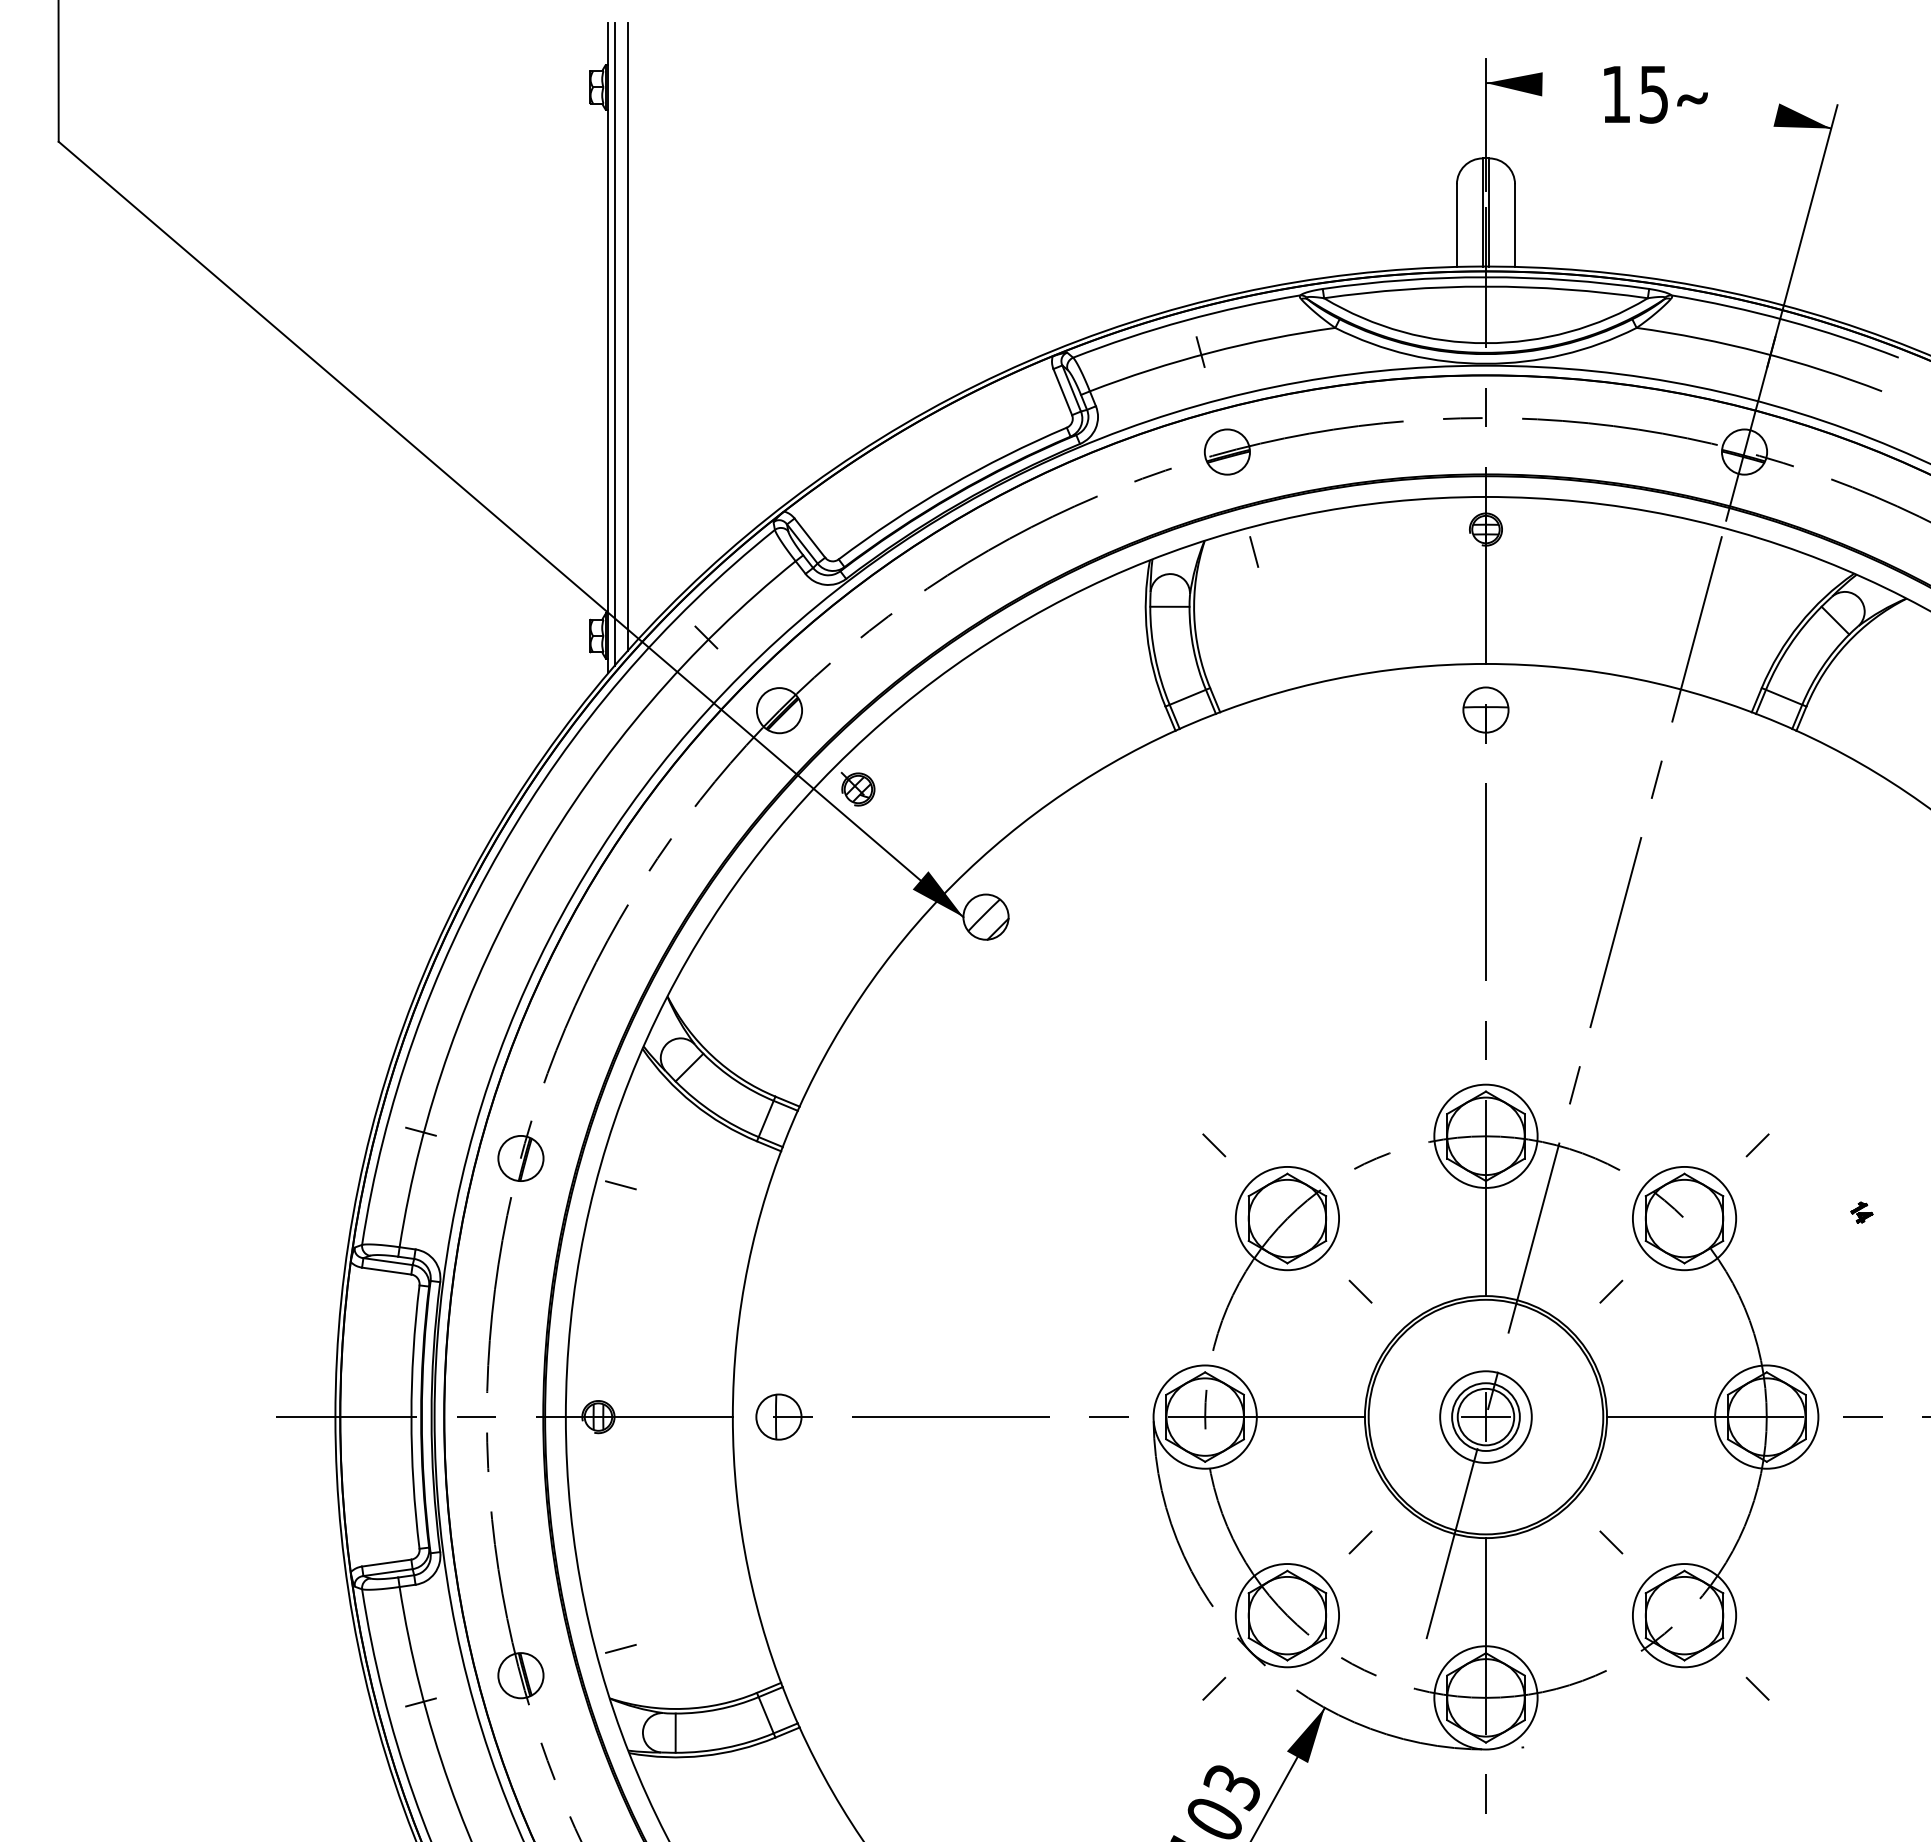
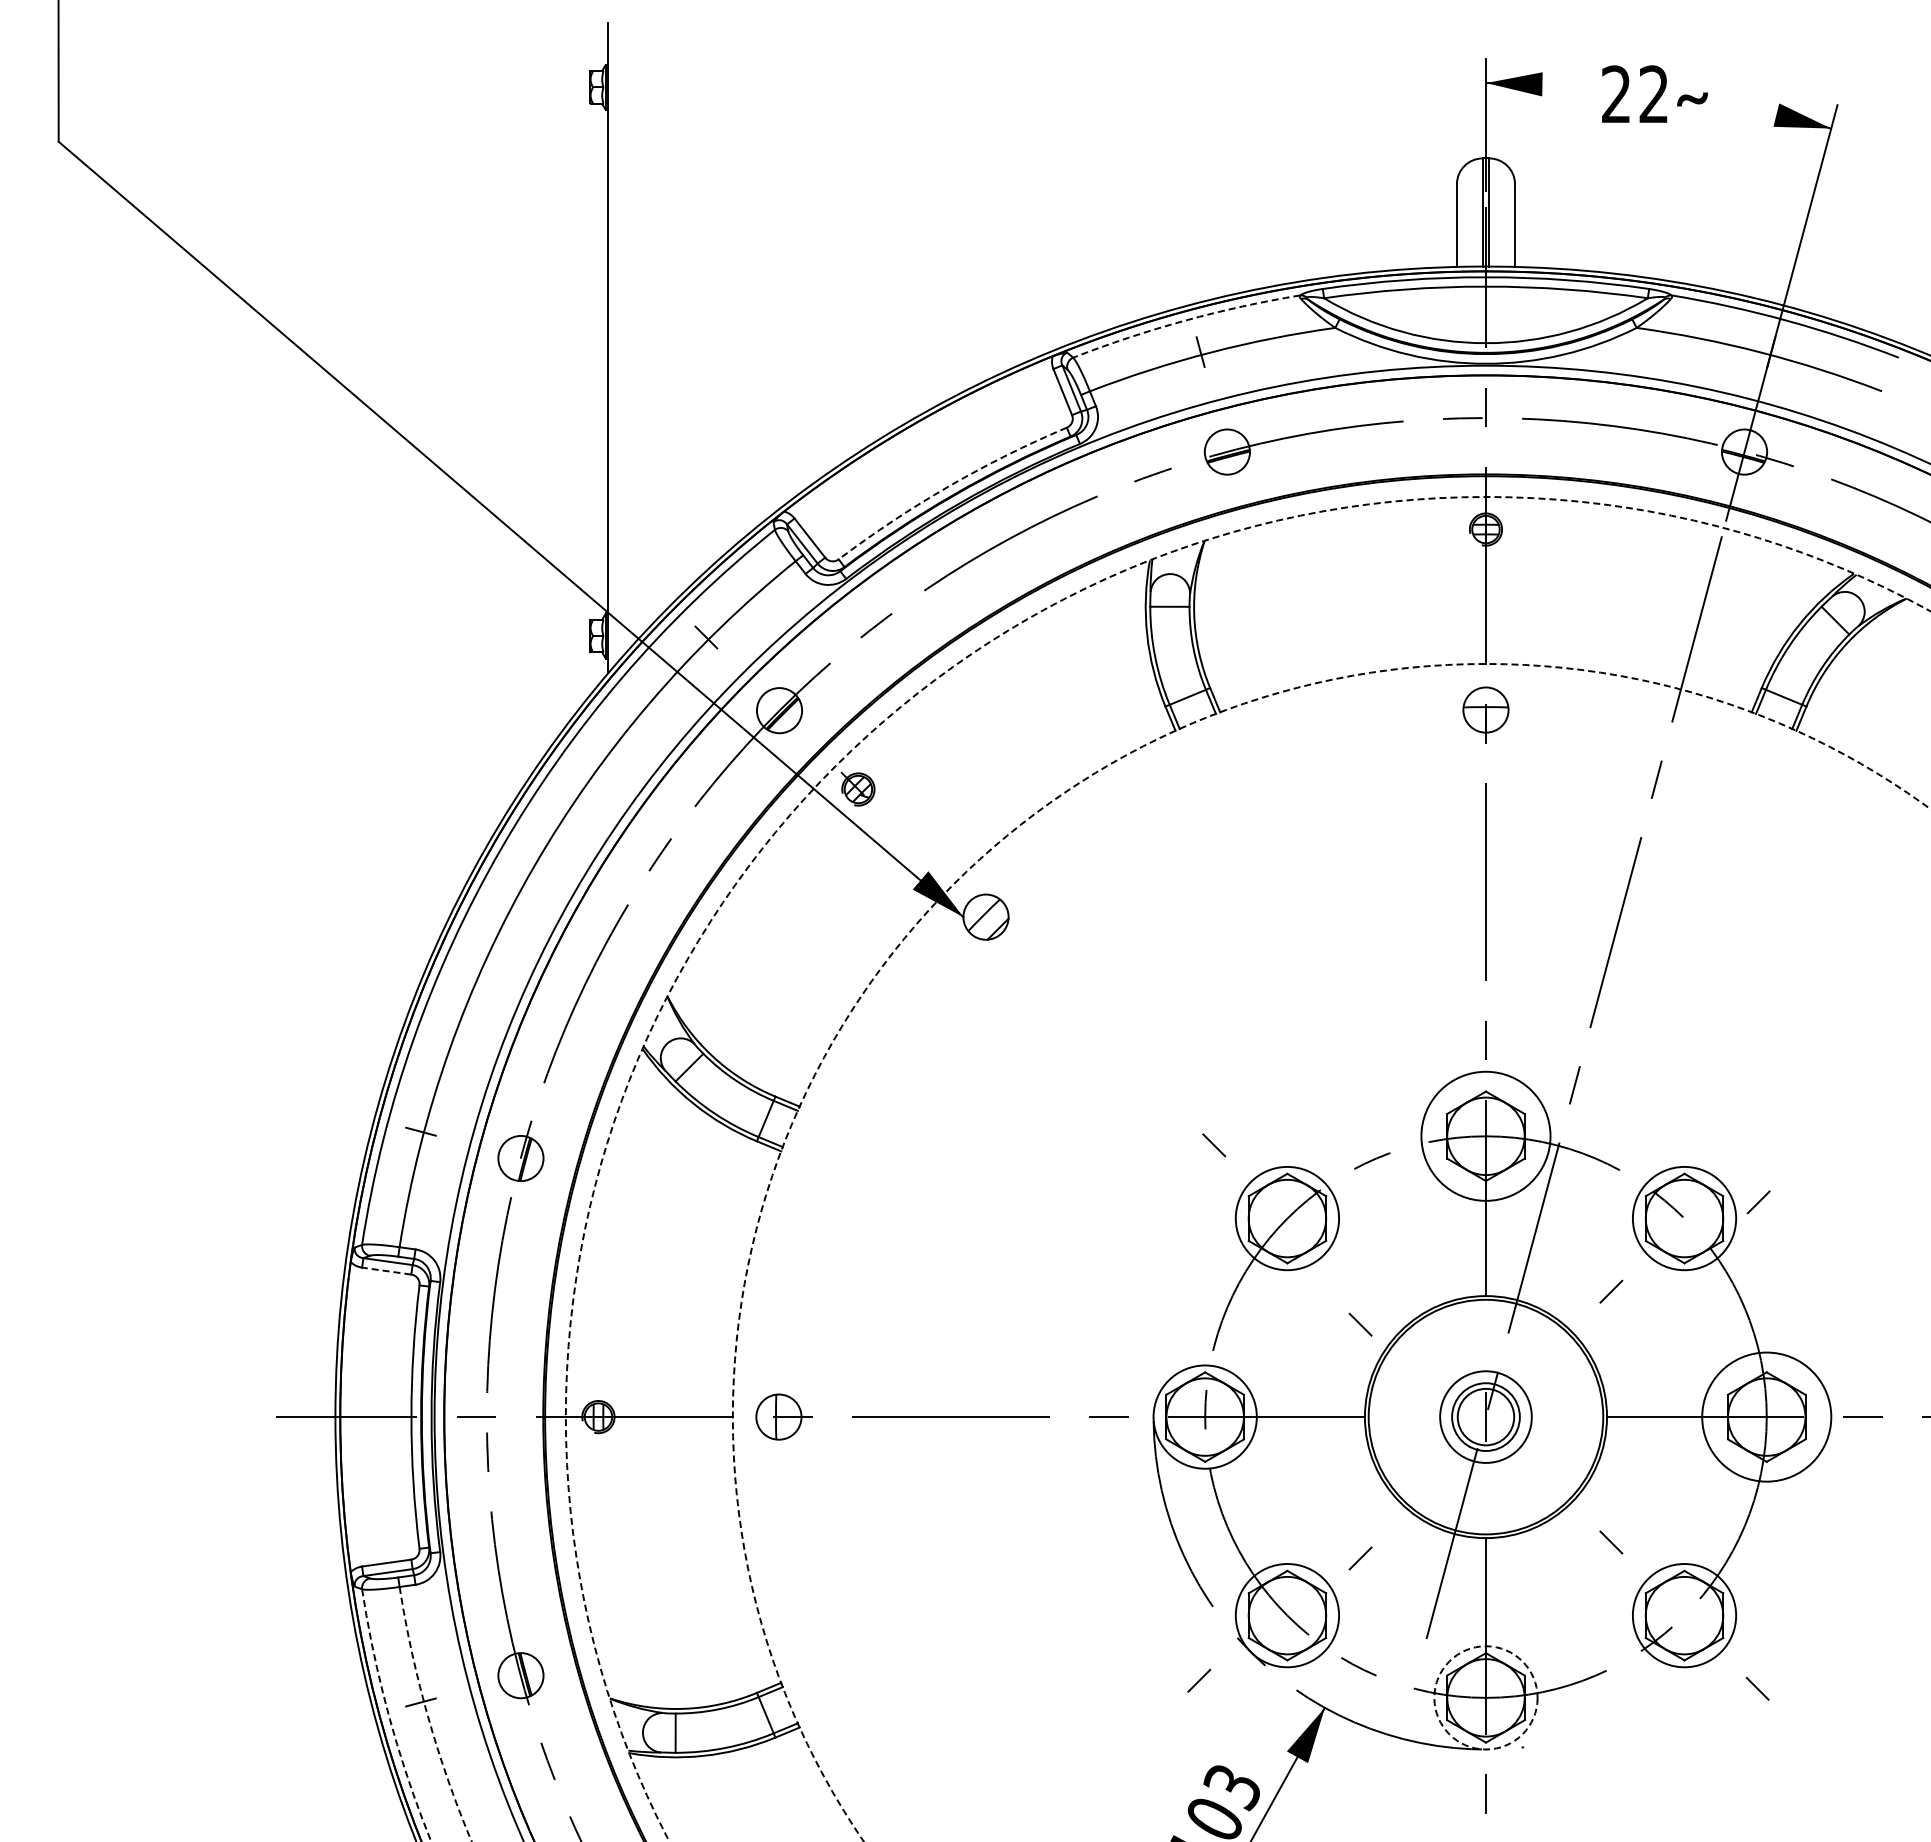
text: 15 -> 22 (1634, 94)
arc: solid -> dashed (1185, 320)
line: present -> none (627, 336)
line: present -> none (614, 343)
arc: solid -> dashed (948, 486)
line: present -> none (1254, 551)
circle diameter: 103 px -> 129 px (1485, 1135)
line position: (1757, 1145) -> (1758, 1202) (1758, 1202)
circle: solid -> dashed (1247, 1168)
line: present -> none (620, 1185)
part: present -> none (1861, 1212)
circle: solid -> dashed (1331, 1252)
line: solid -> dashed (386, 1271)
line position: (1360, 1291) -> (1360, 1324) (1360, 1324)
circle diameter: 103 px -> 129 px (1766, 1416)
line: present -> none (1485, 1417)
line position: (1360, 1542) -> (1360, 1558) (1360, 1558)
line: present -> none (620, 1648)
line position: (1214, 1688) -> (1199, 1680) (1199, 1680)
circle: solid -> dashed (1485, 1697)
arc: solid -> dashed (428, 1717)
arc: solid -> dashed (389, 1718)
